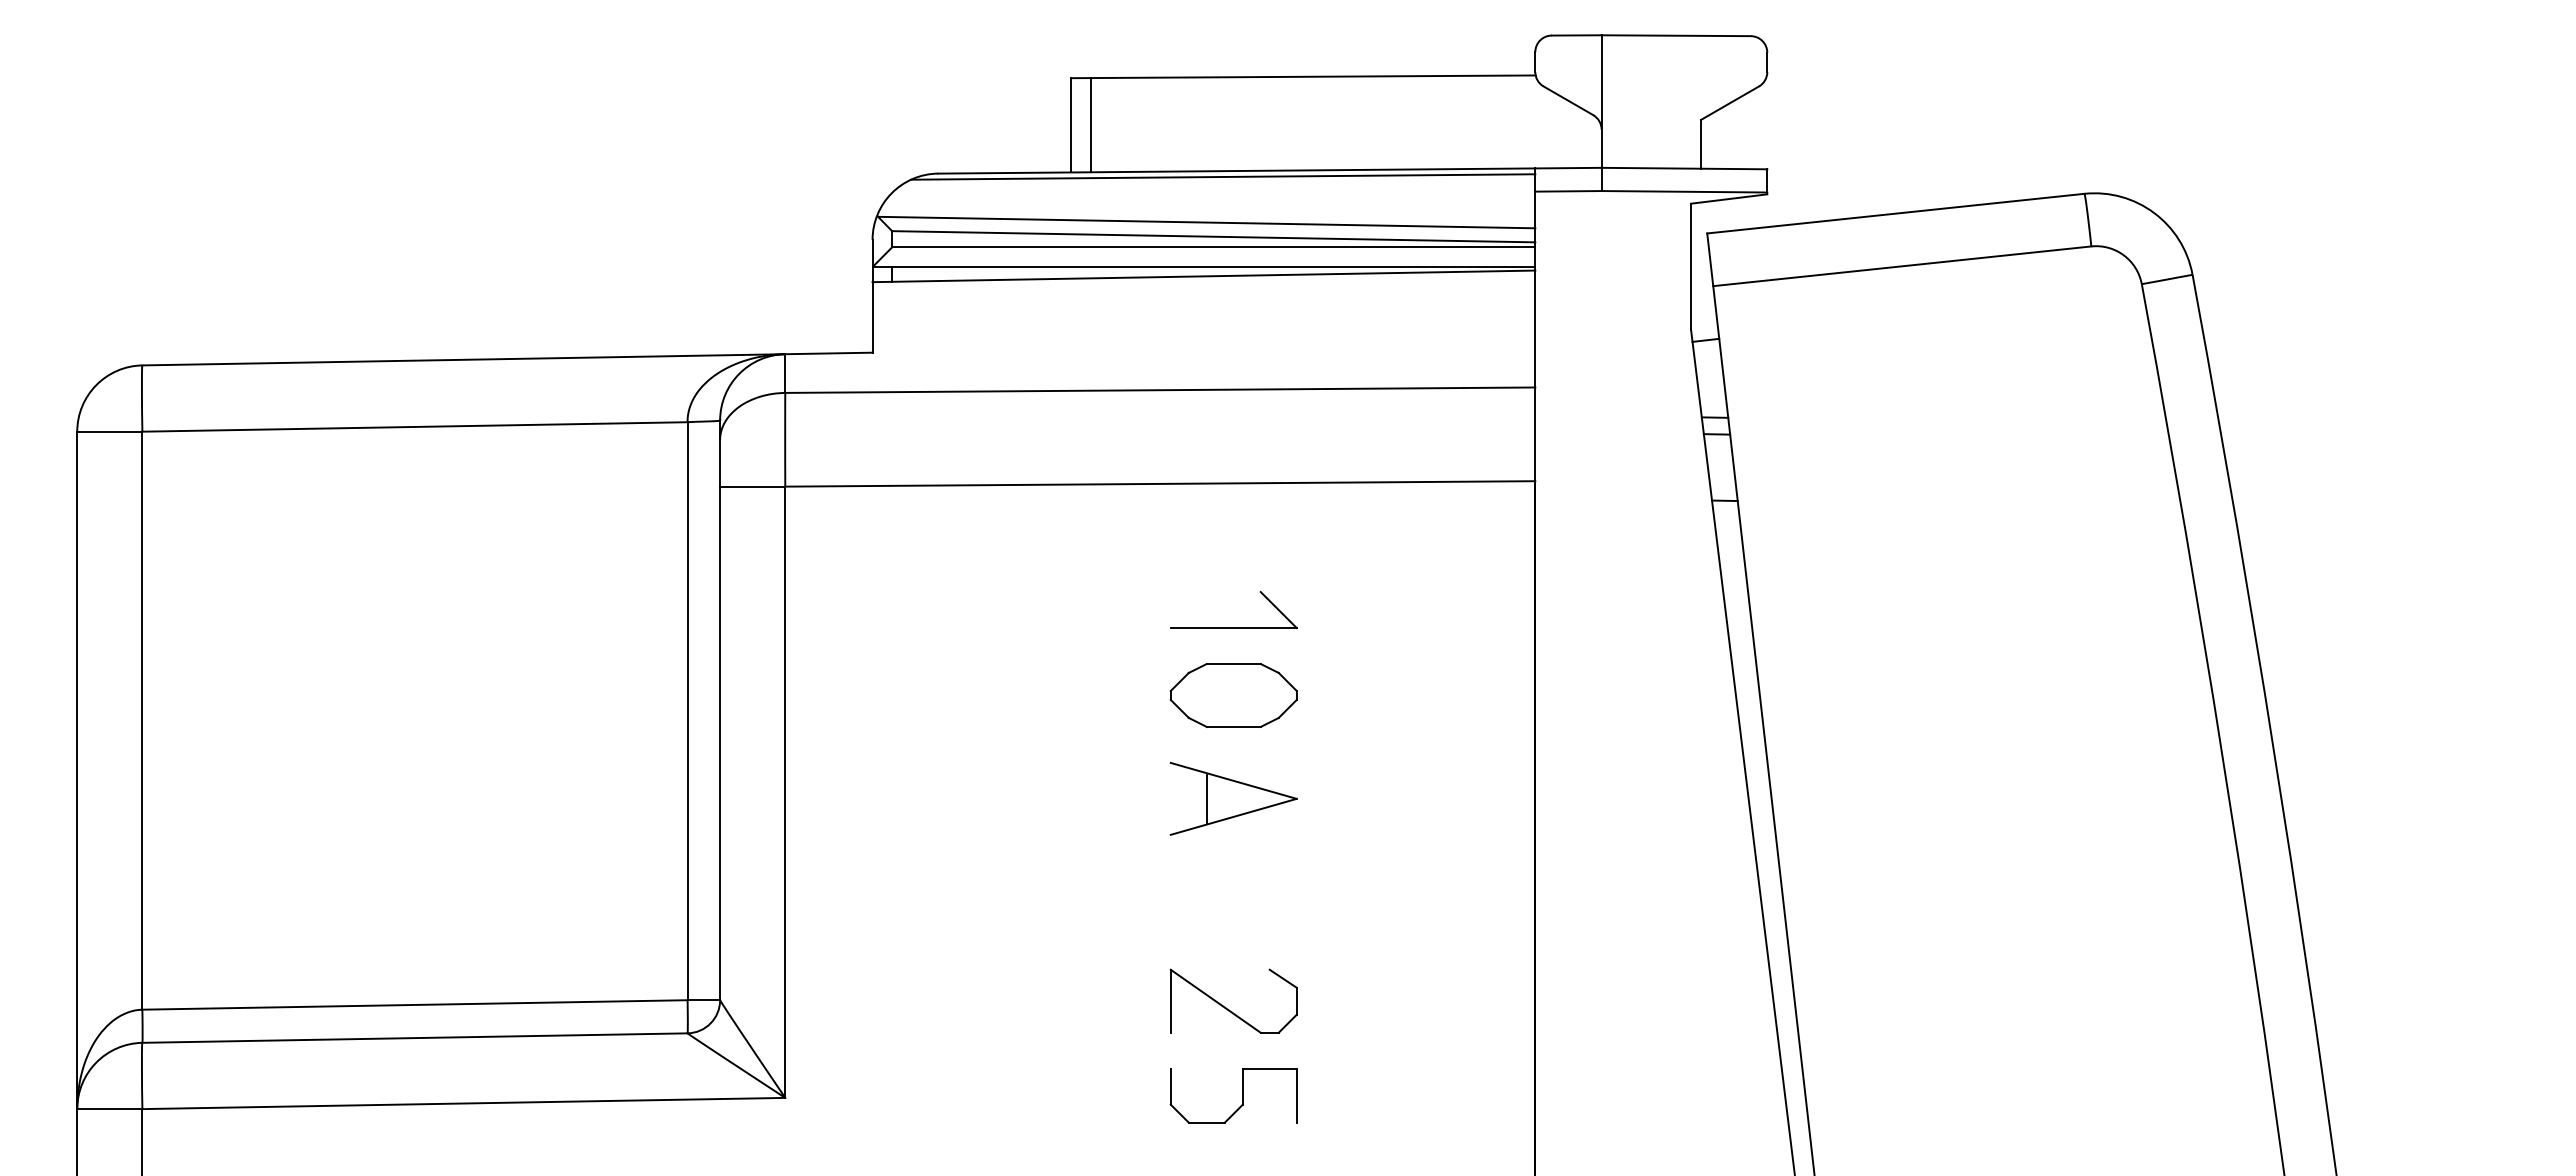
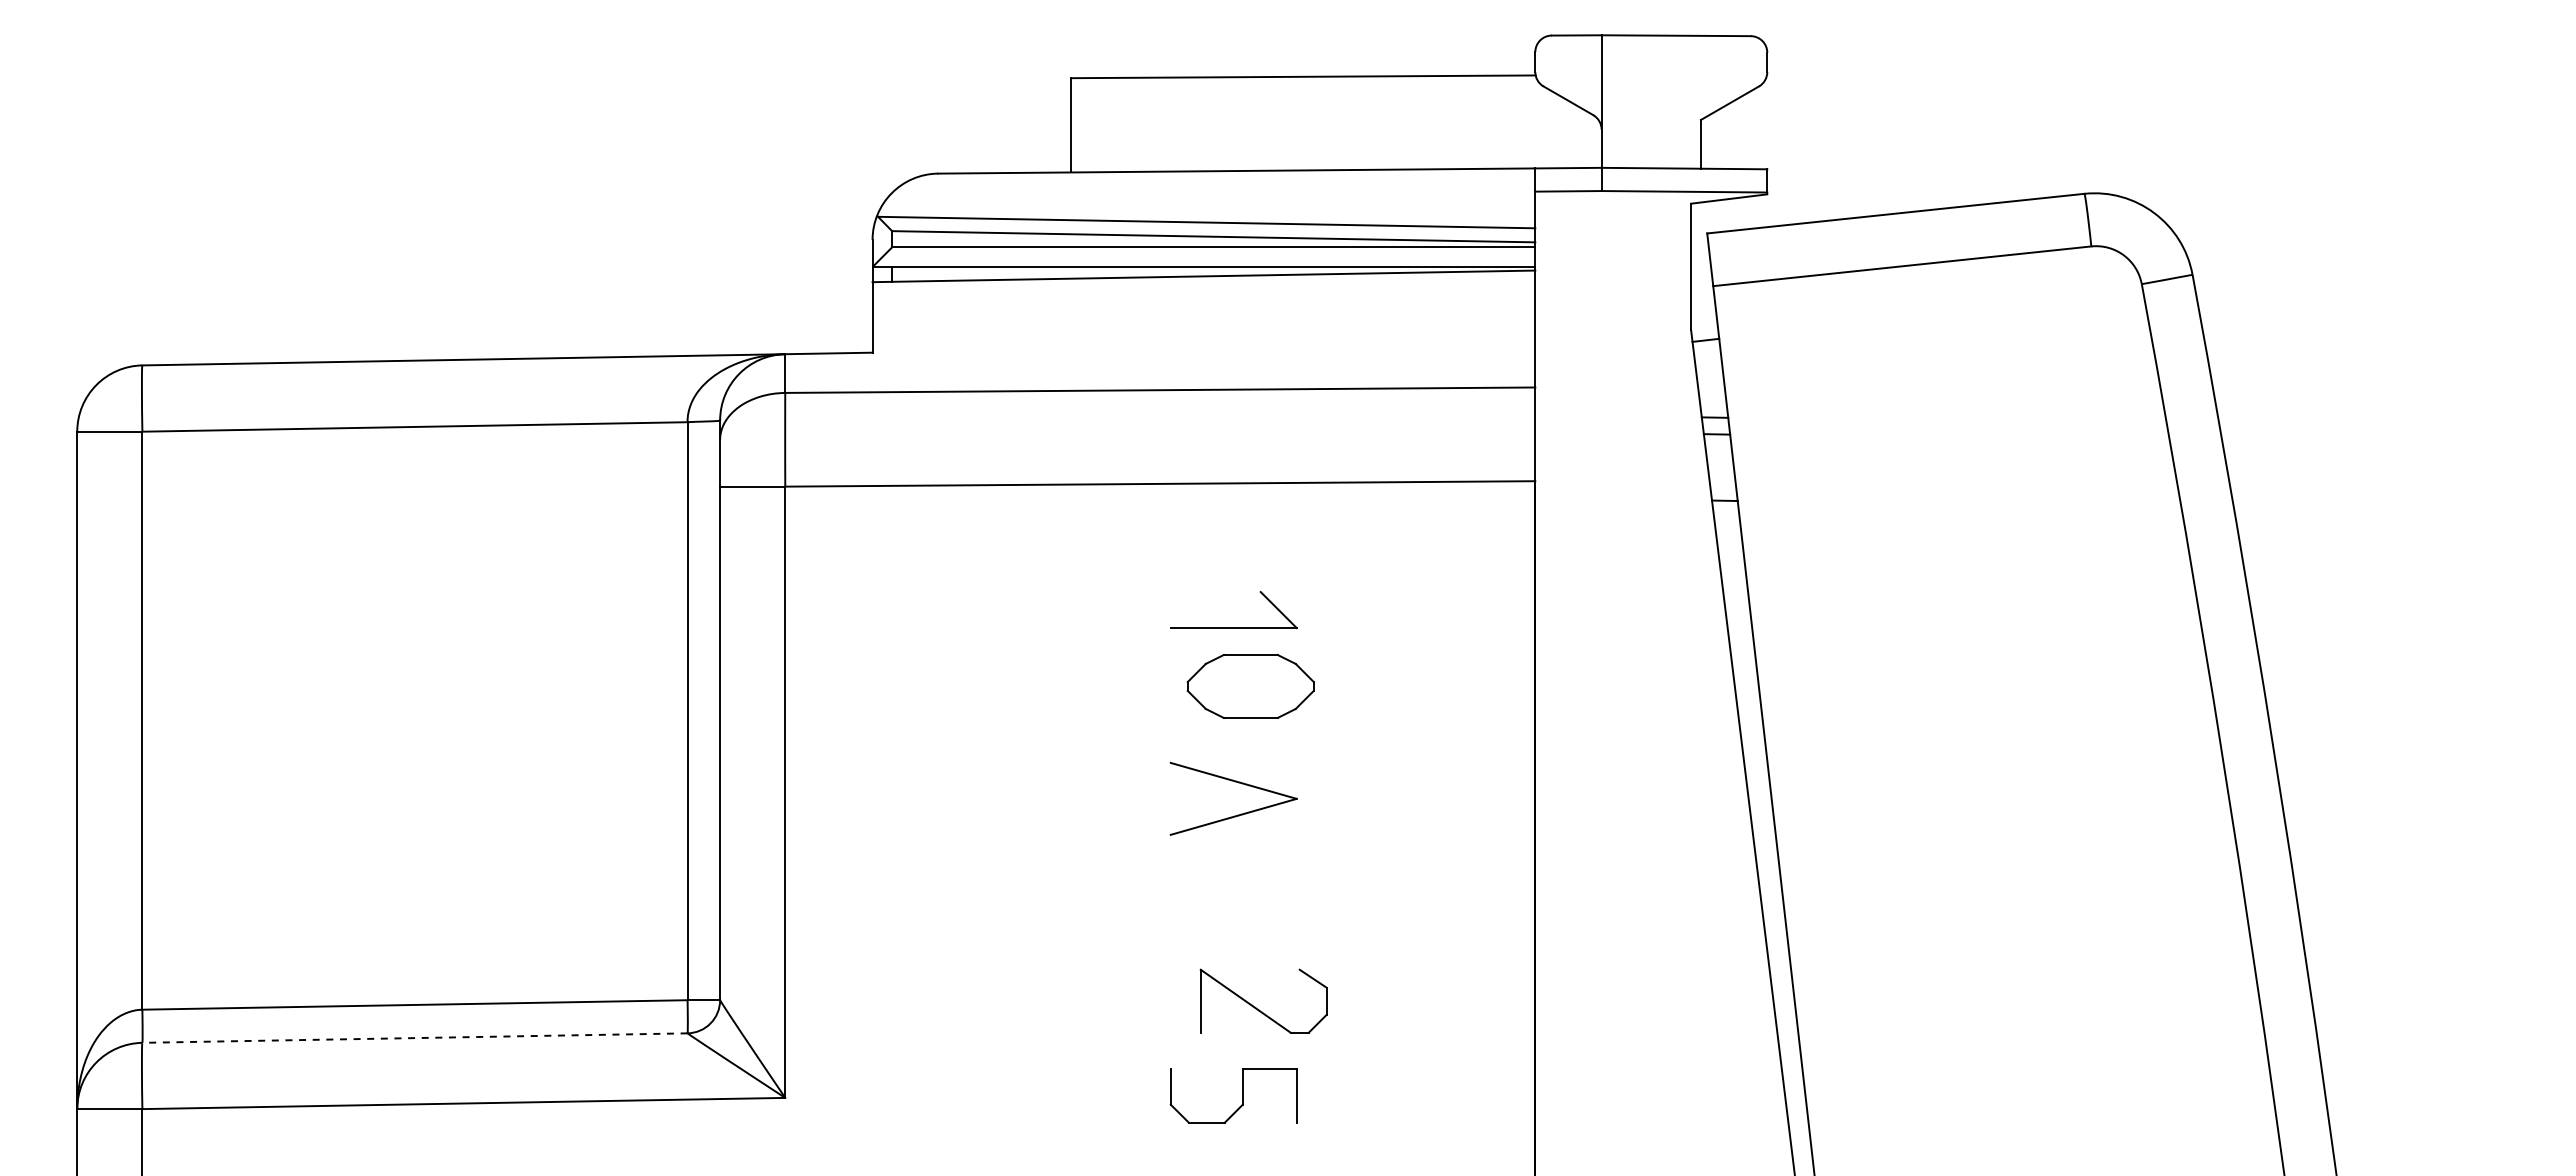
line: present -> none (1091, 125)
line: present -> none (1223, 176)
part position: (1233, 695) -> (1250, 686) (1250, 686)
line: present -> none (1206, 798)
part position: (1229, 1009) -> (1259, 1009) (1259, 1009)
line: solid -> dashed (415, 1038)
